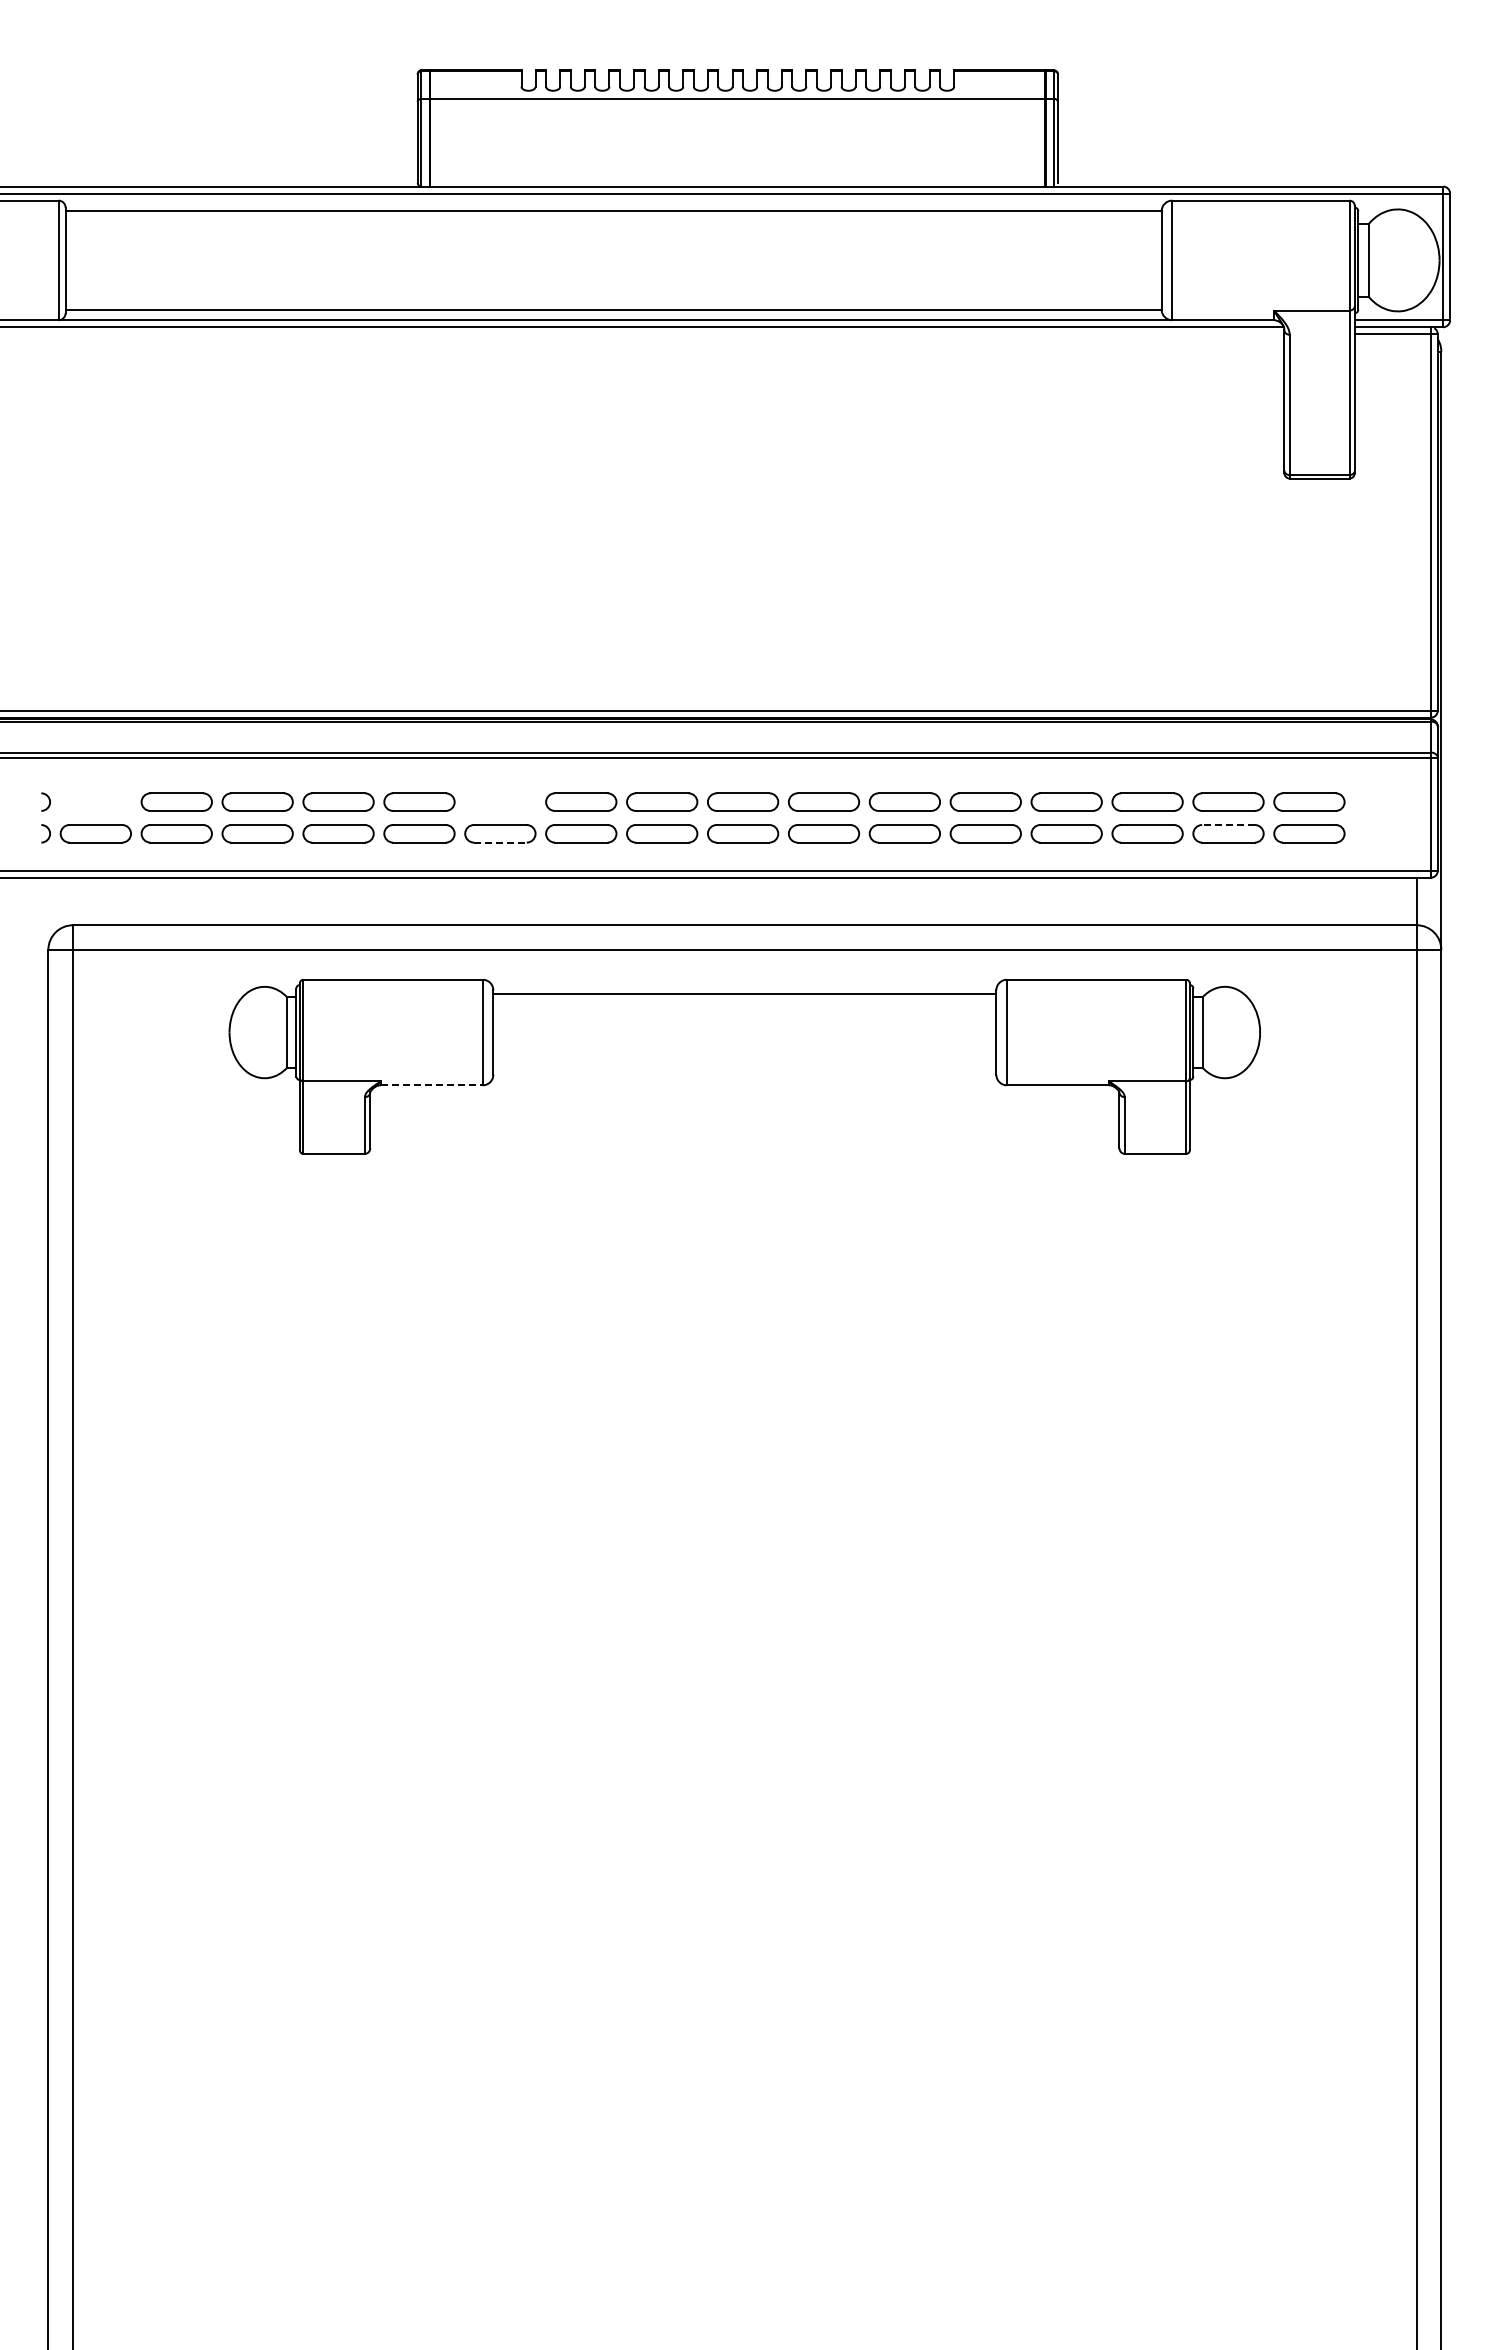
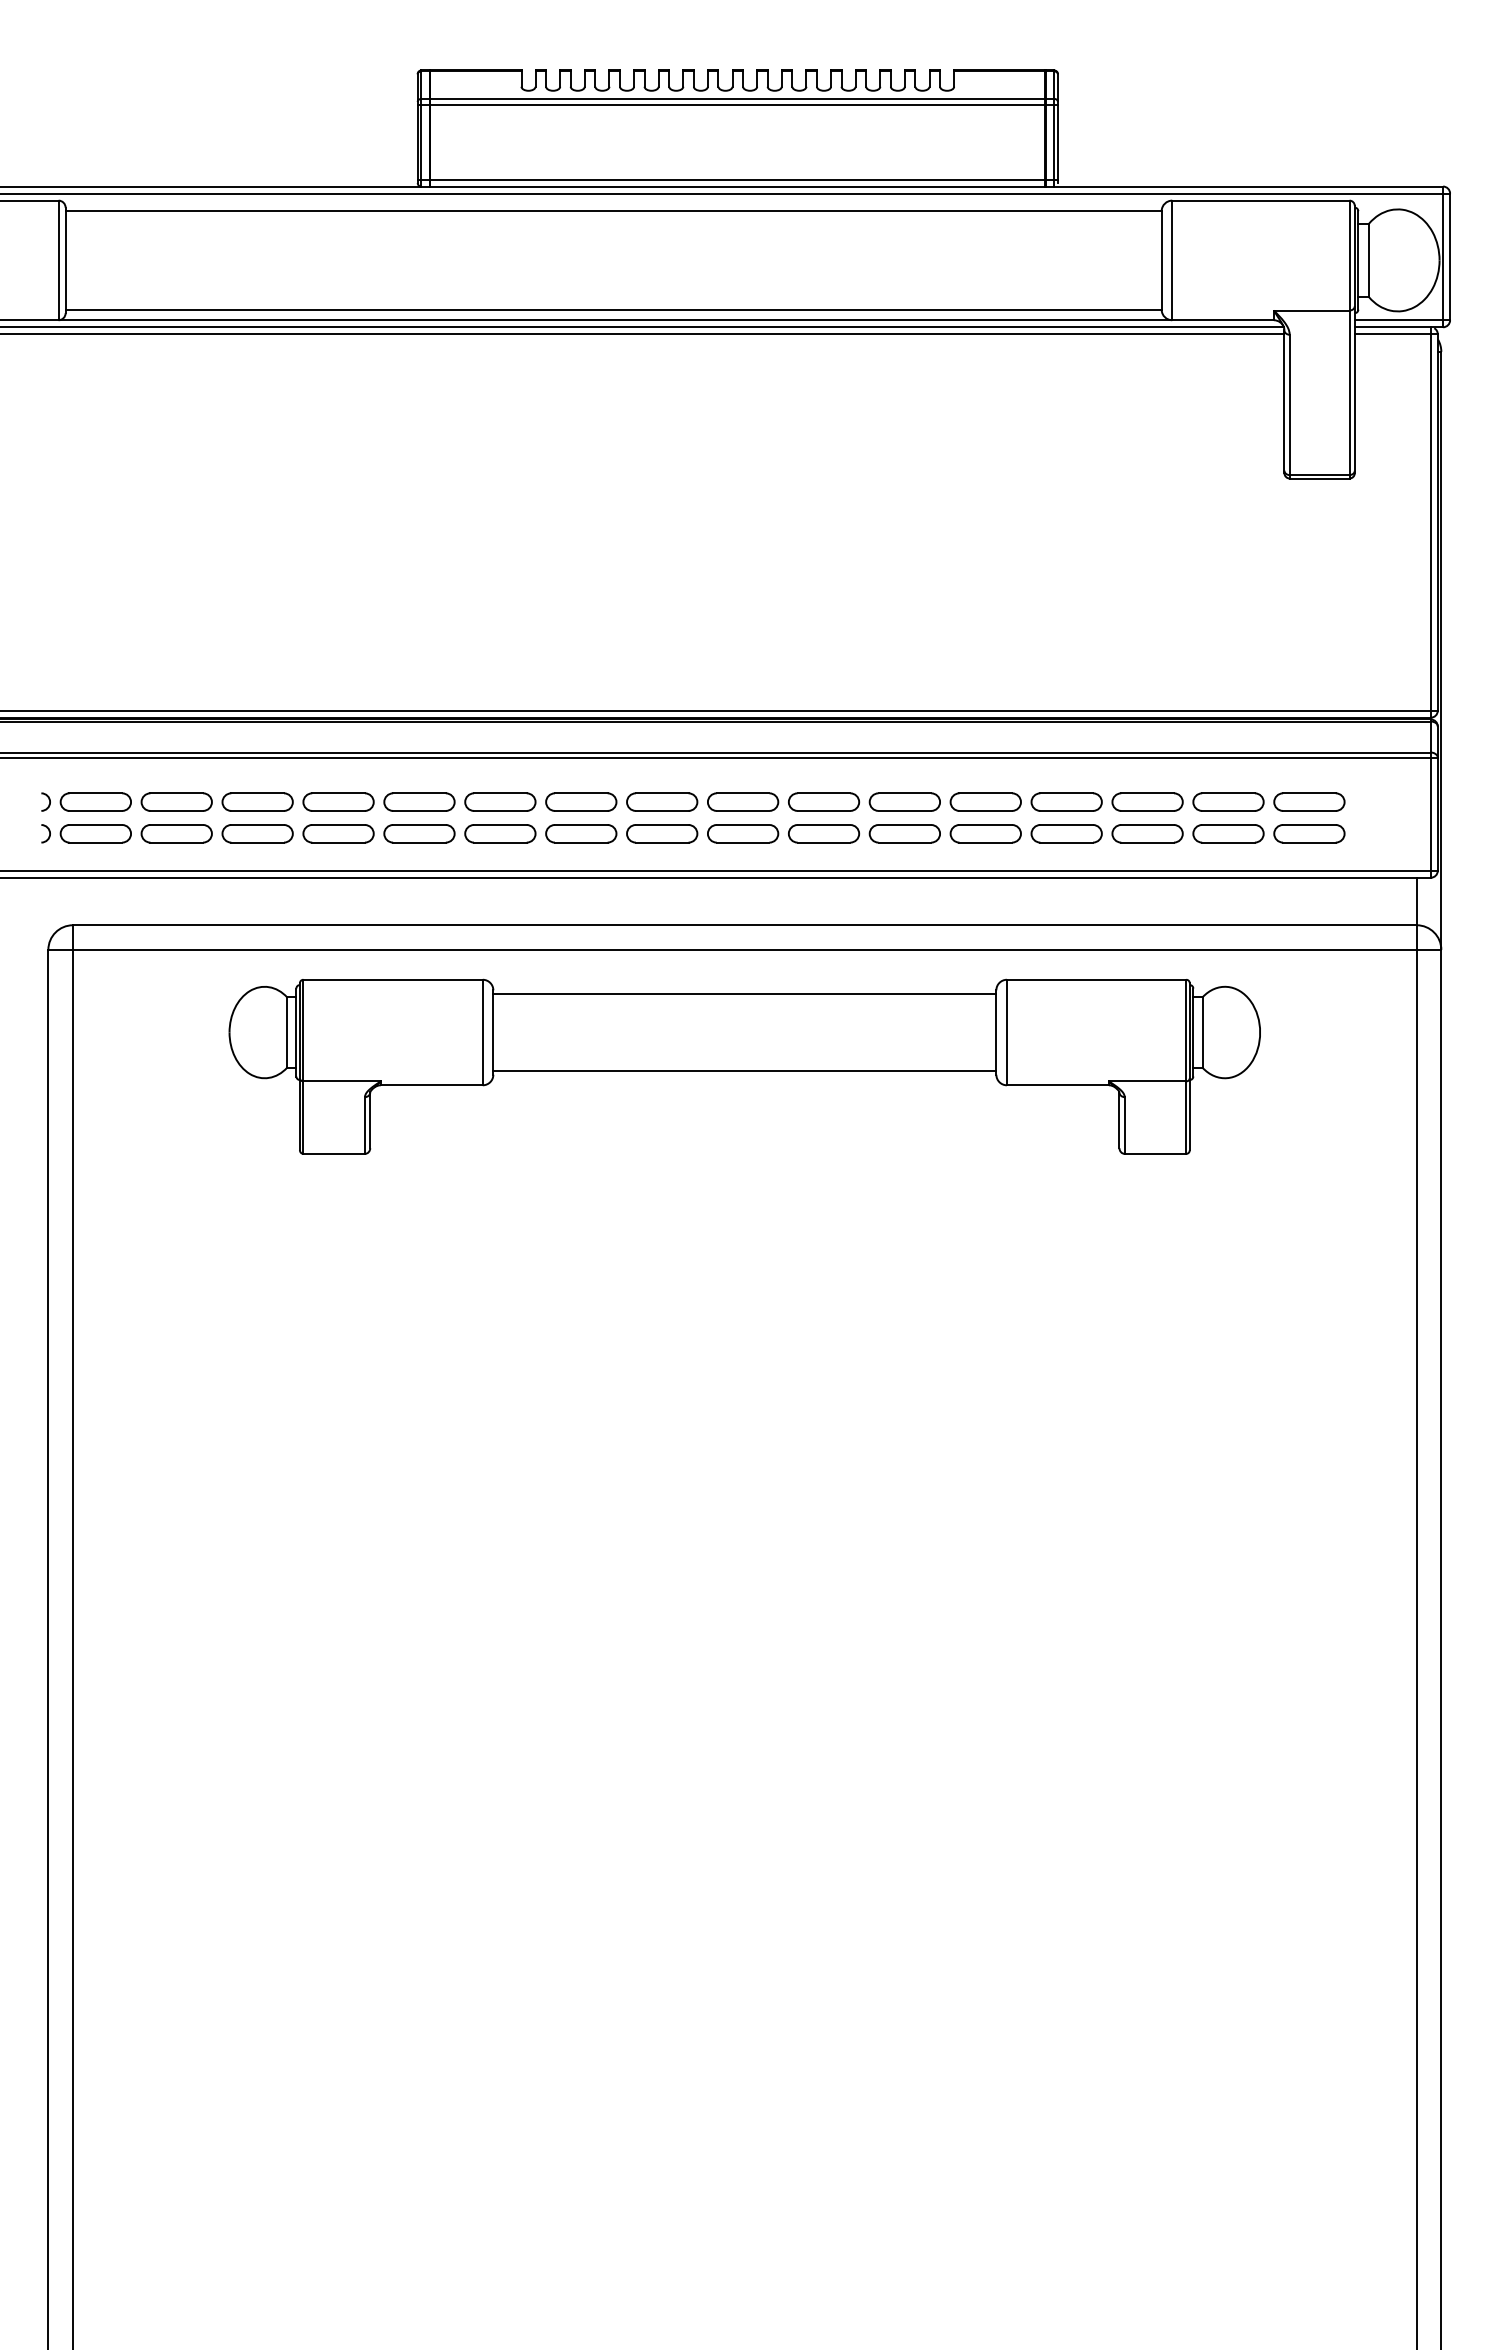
line: none -> present (737, 105)
line: none -> present (737, 179)
line: none -> present (643, 334)
part: none -> present (95, 801)
part: none -> present (500, 801)
line: dashed -> solid (1228, 825)
line: dashed -> solid (500, 842)
line: none -> present (744, 1071)
line: dashed -> solid (432, 1085)
